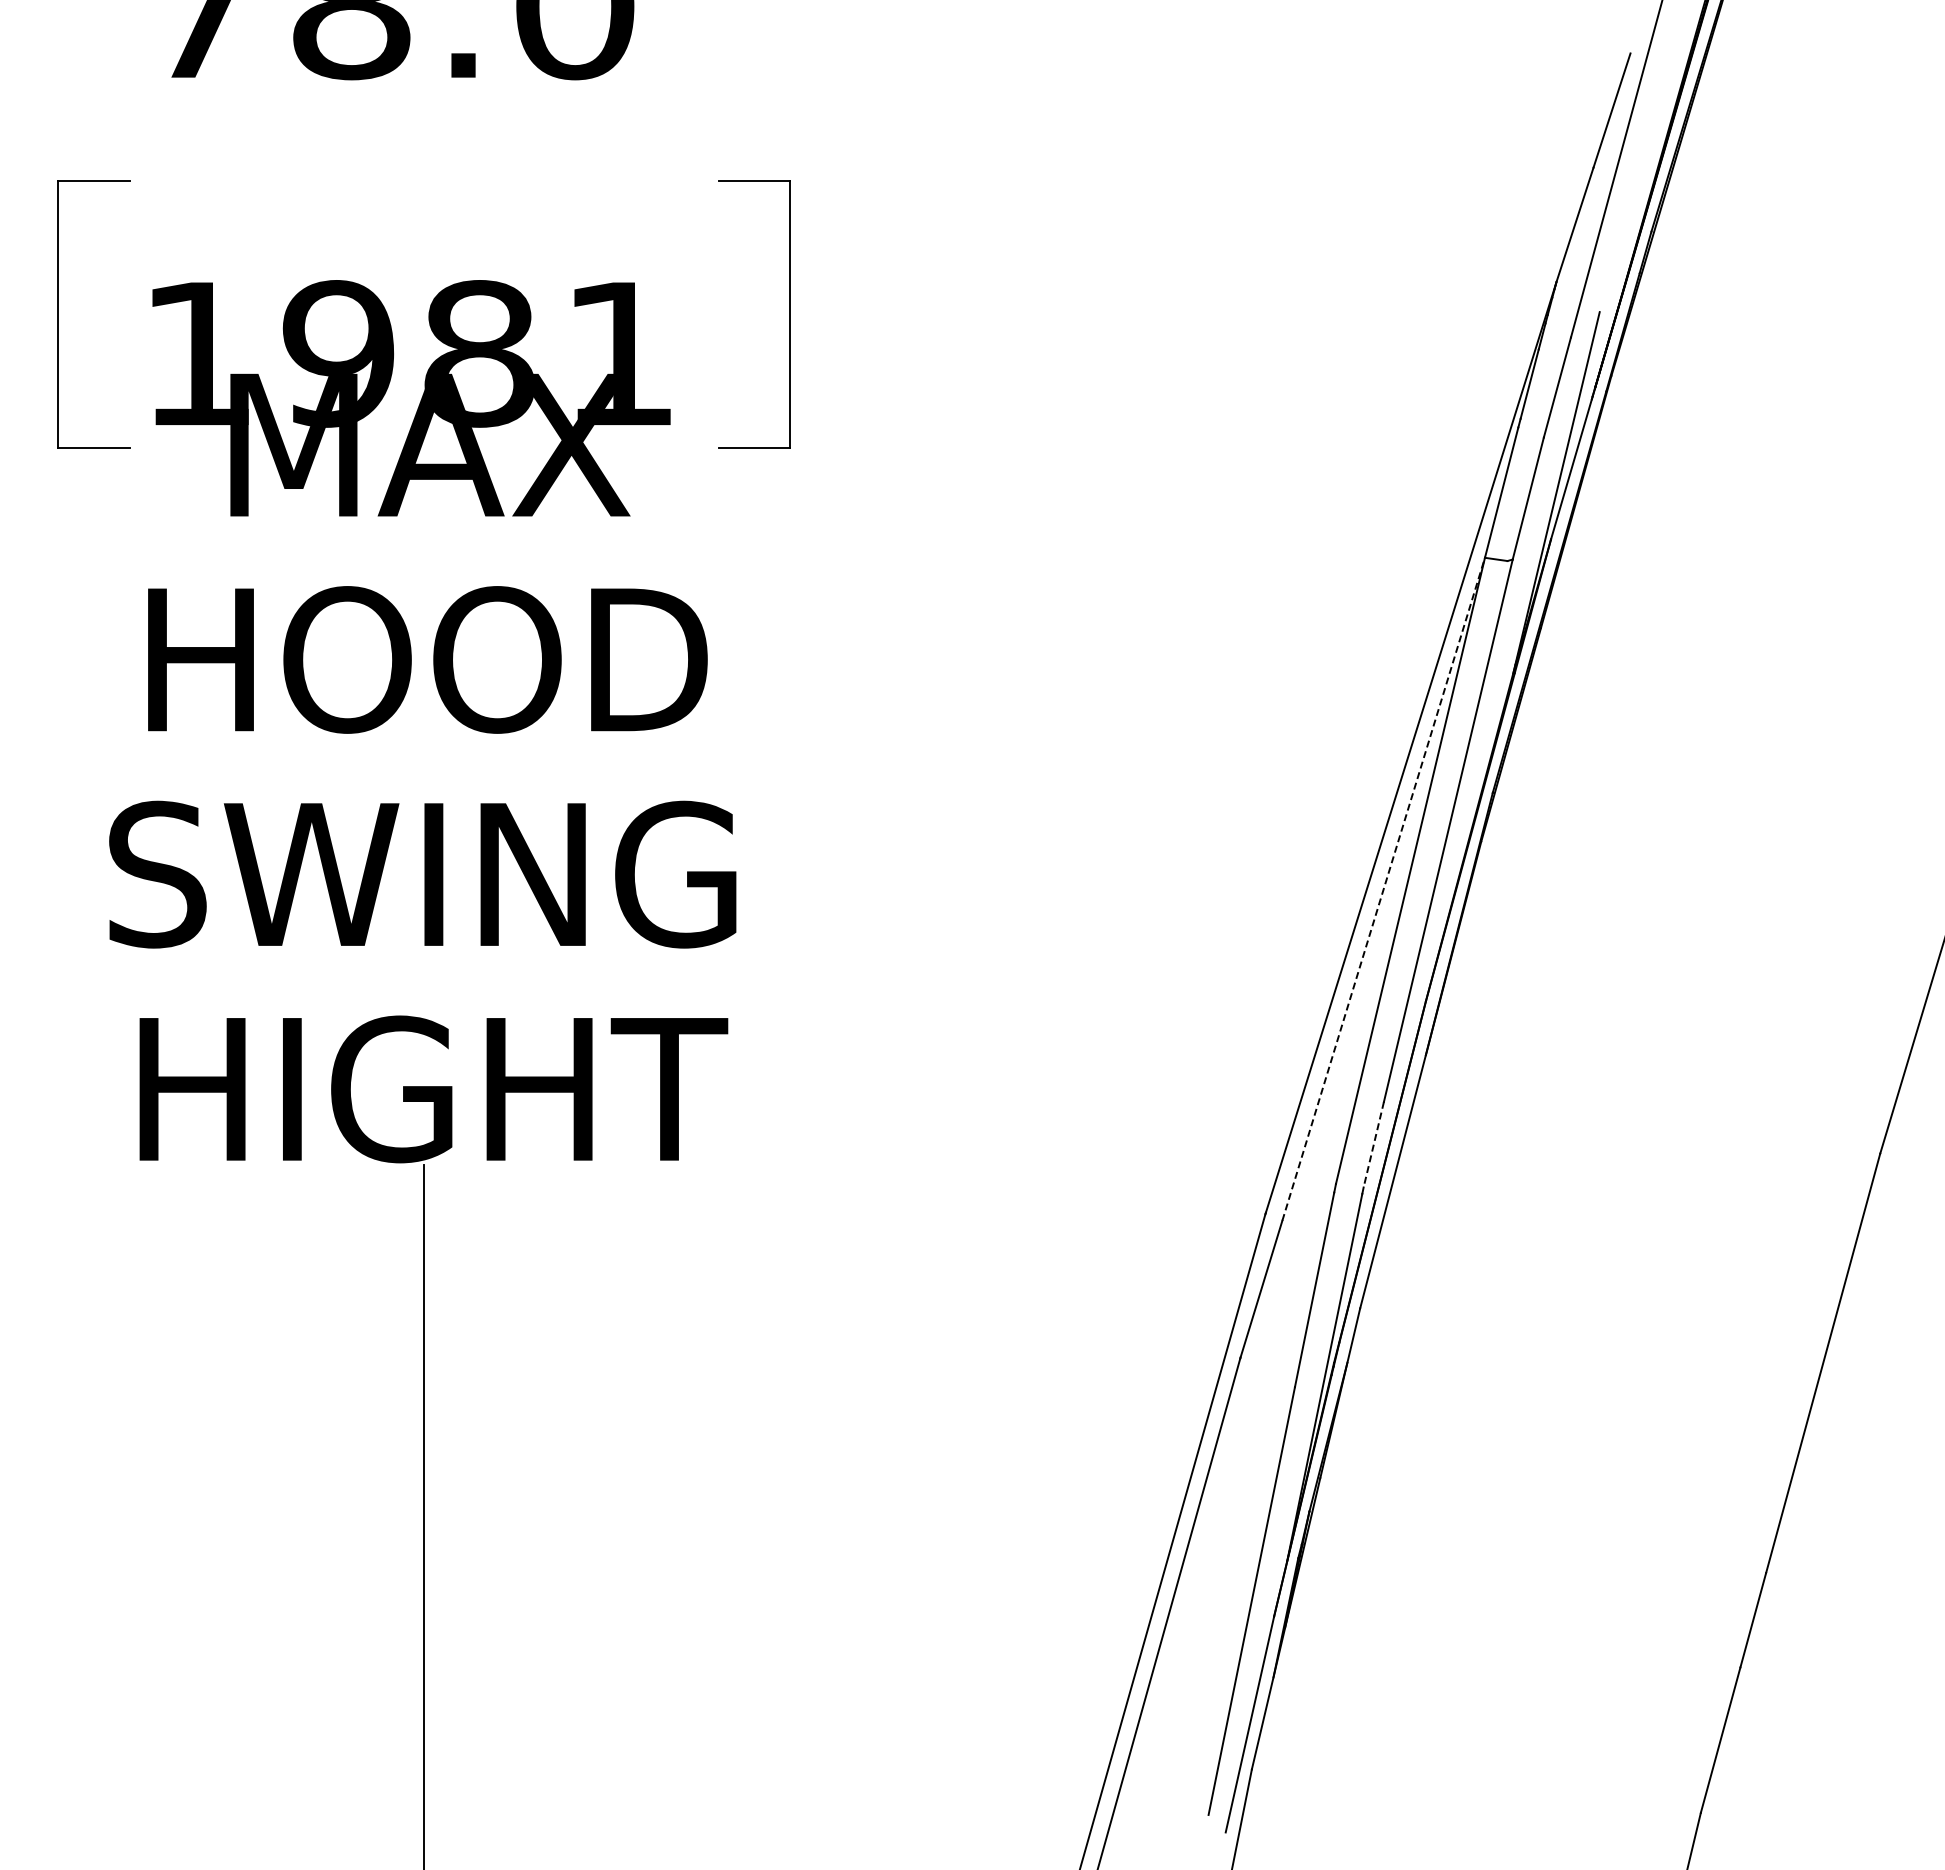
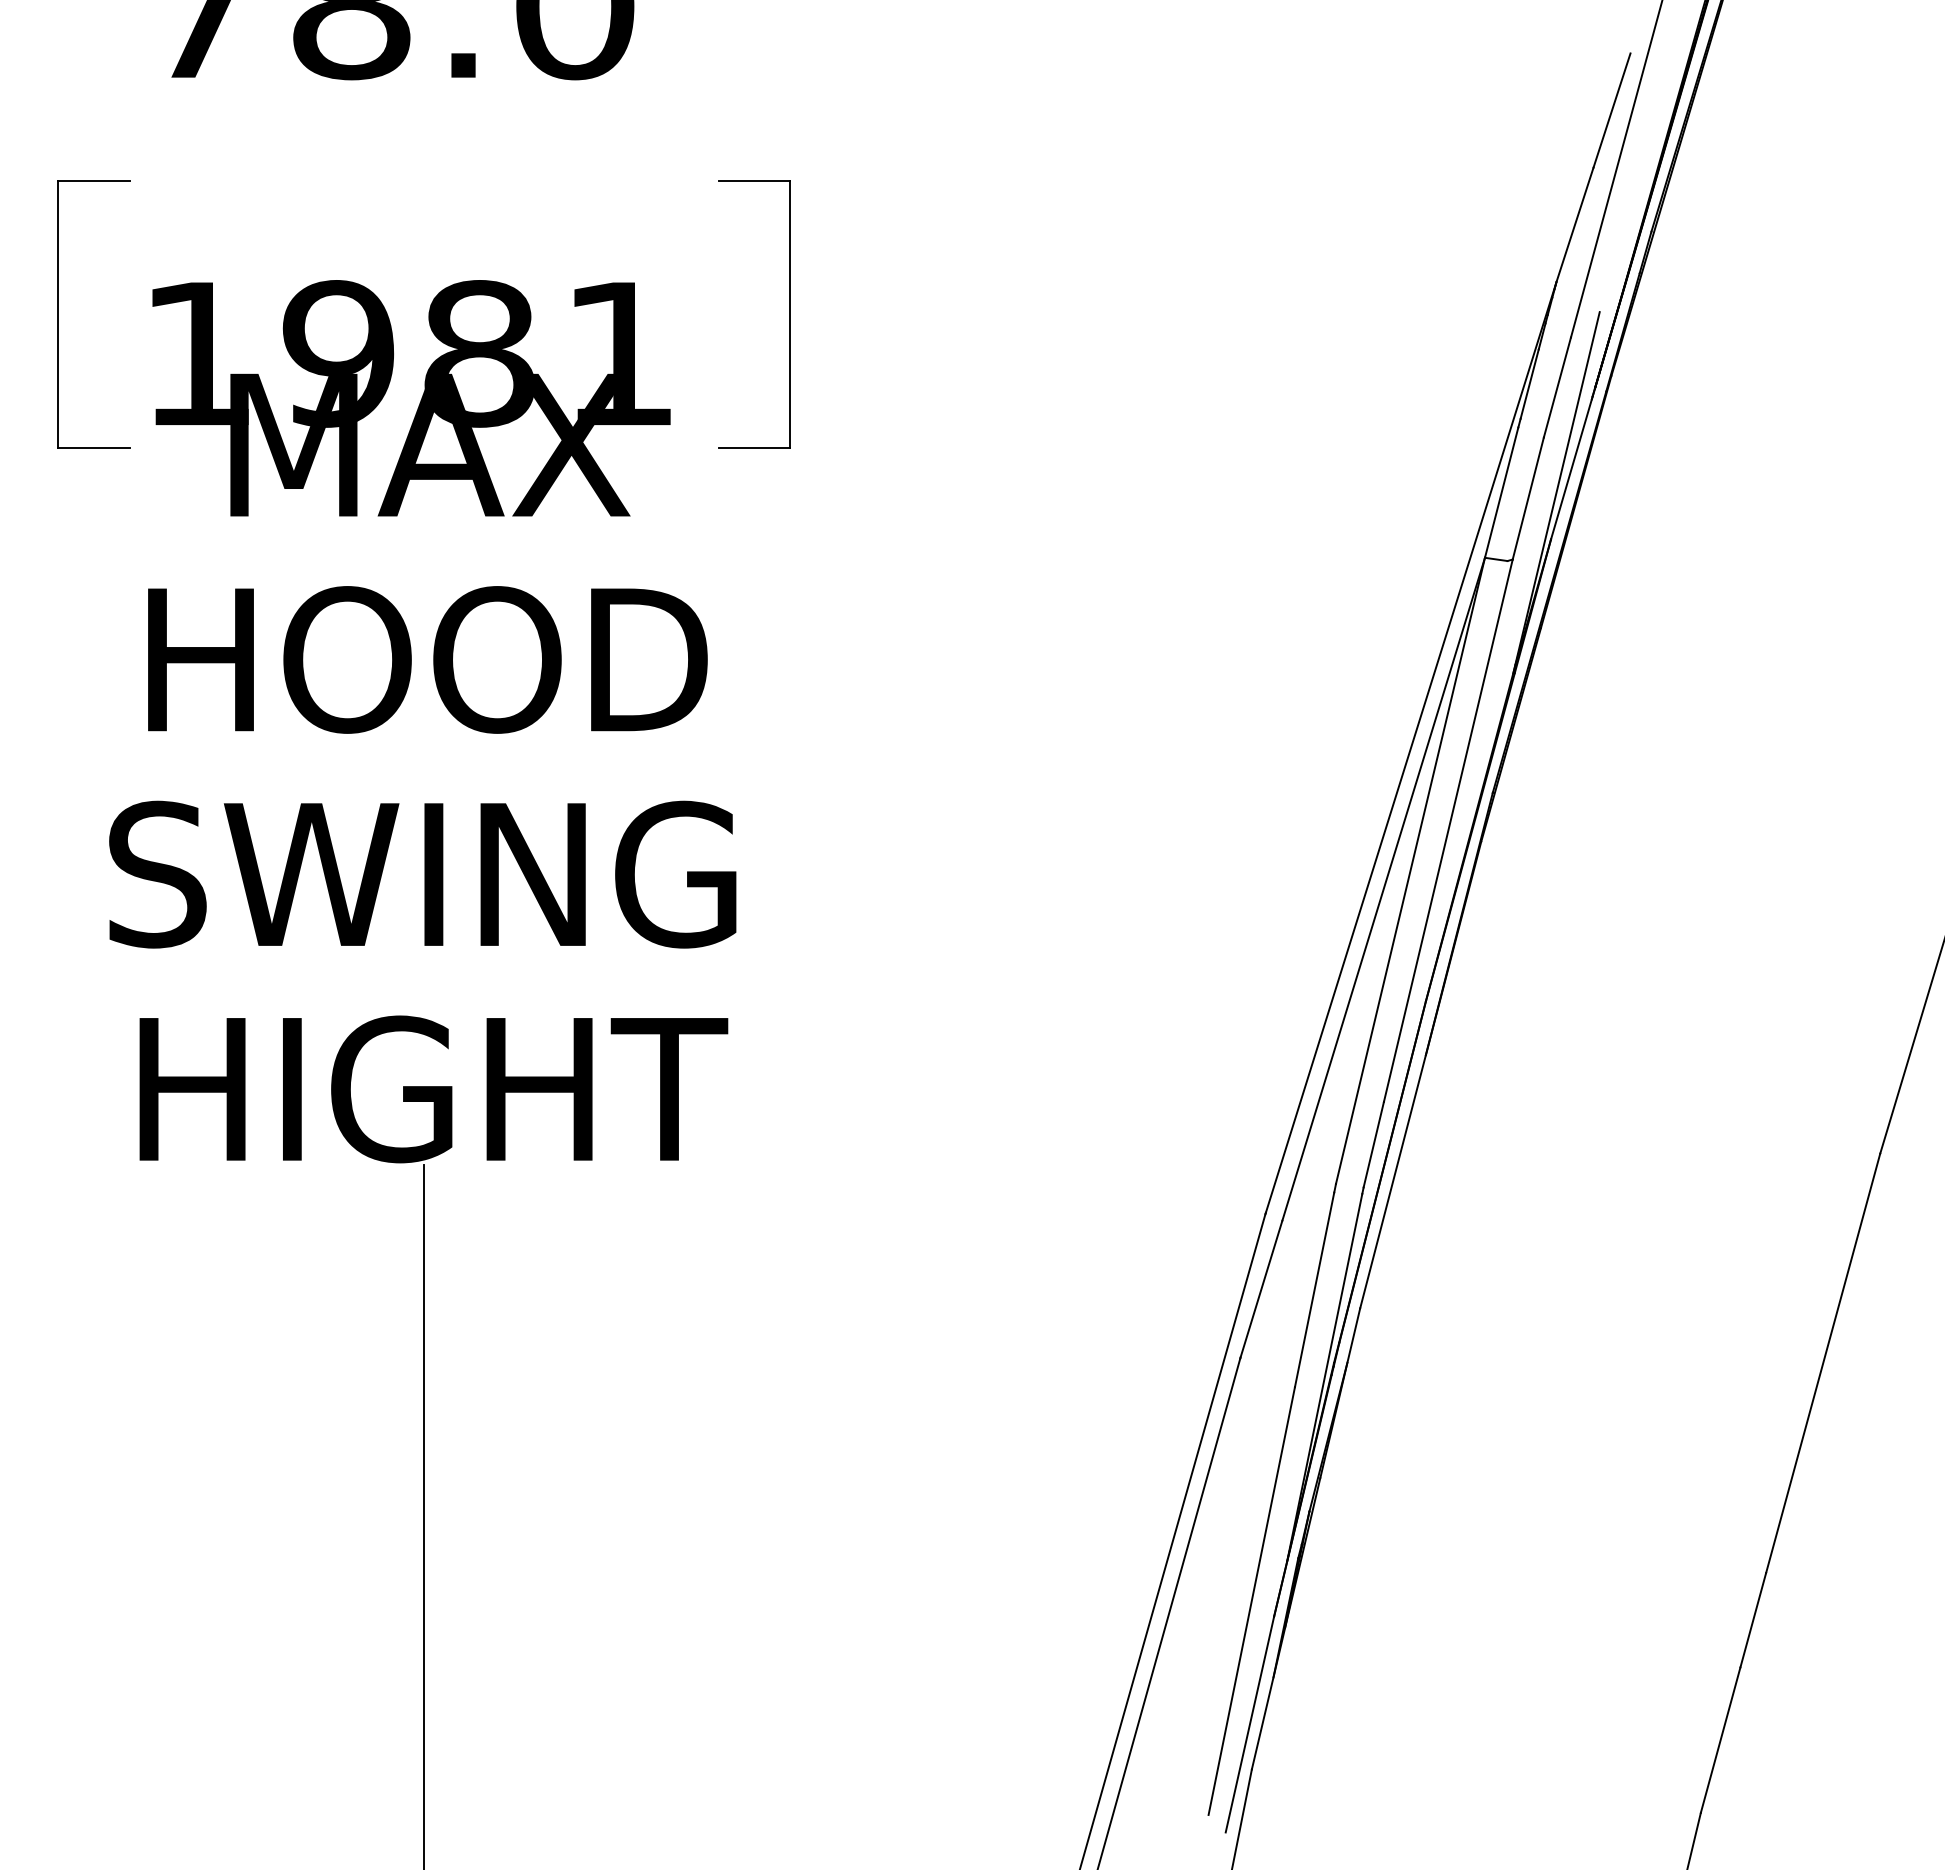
line: dashed -> solid (1383, 889)
line: dashed -> solid (1373, 1144)
